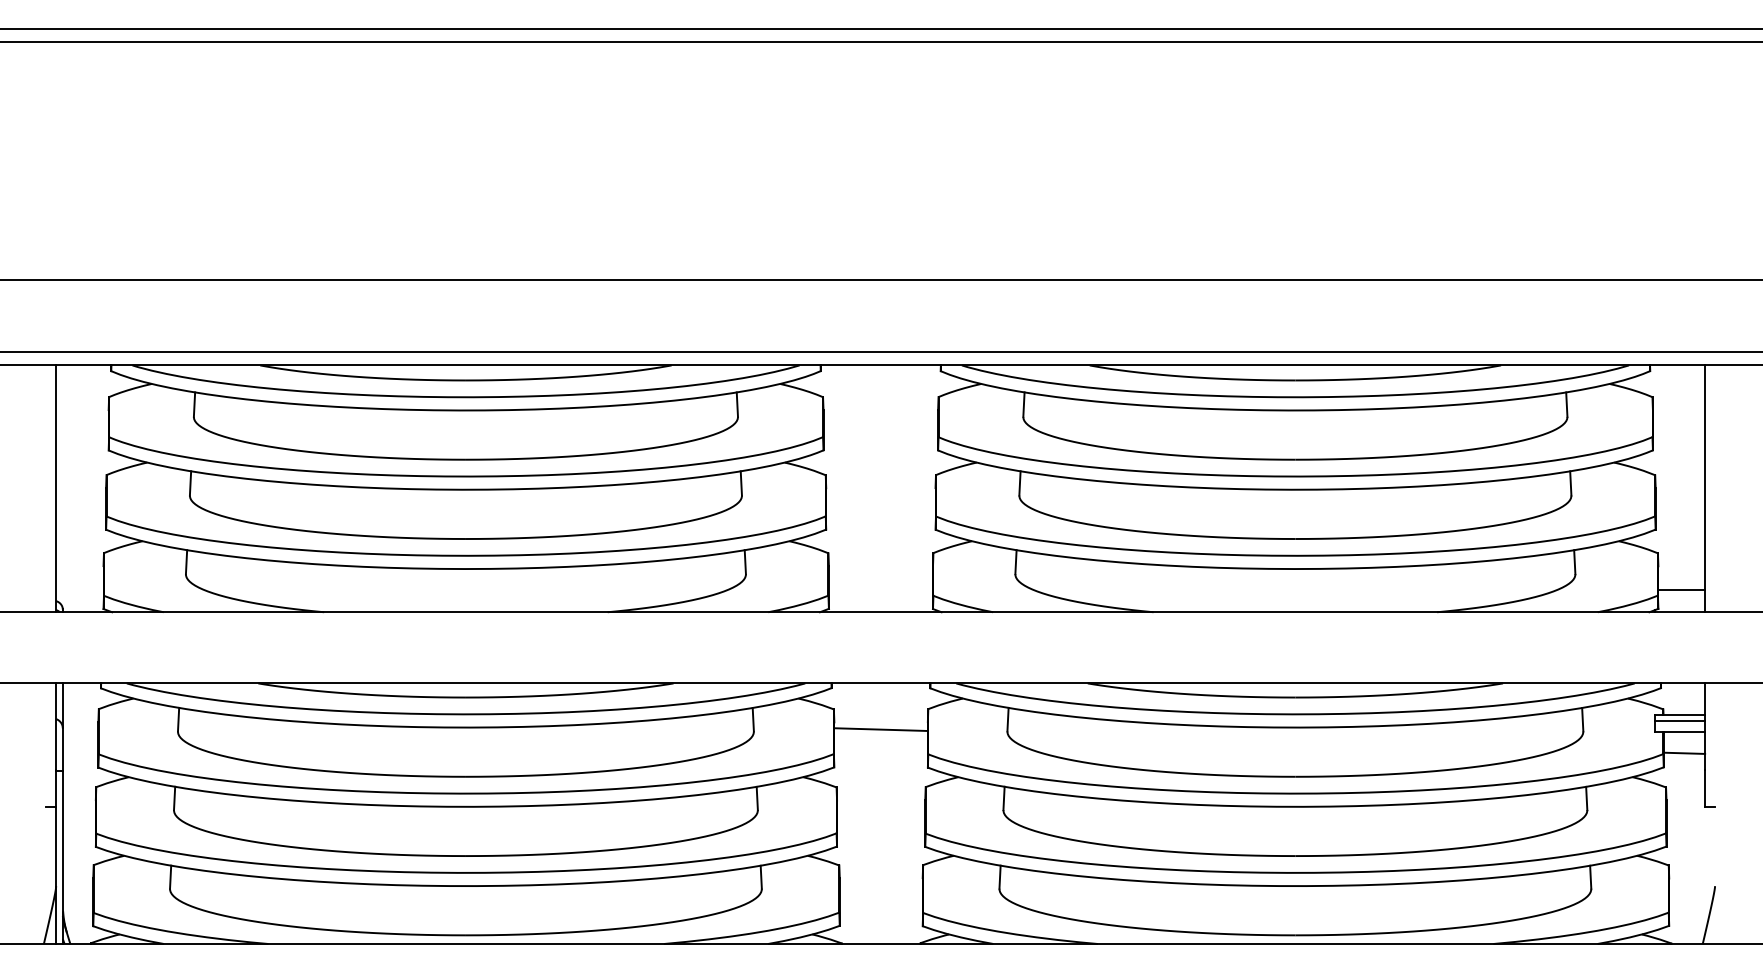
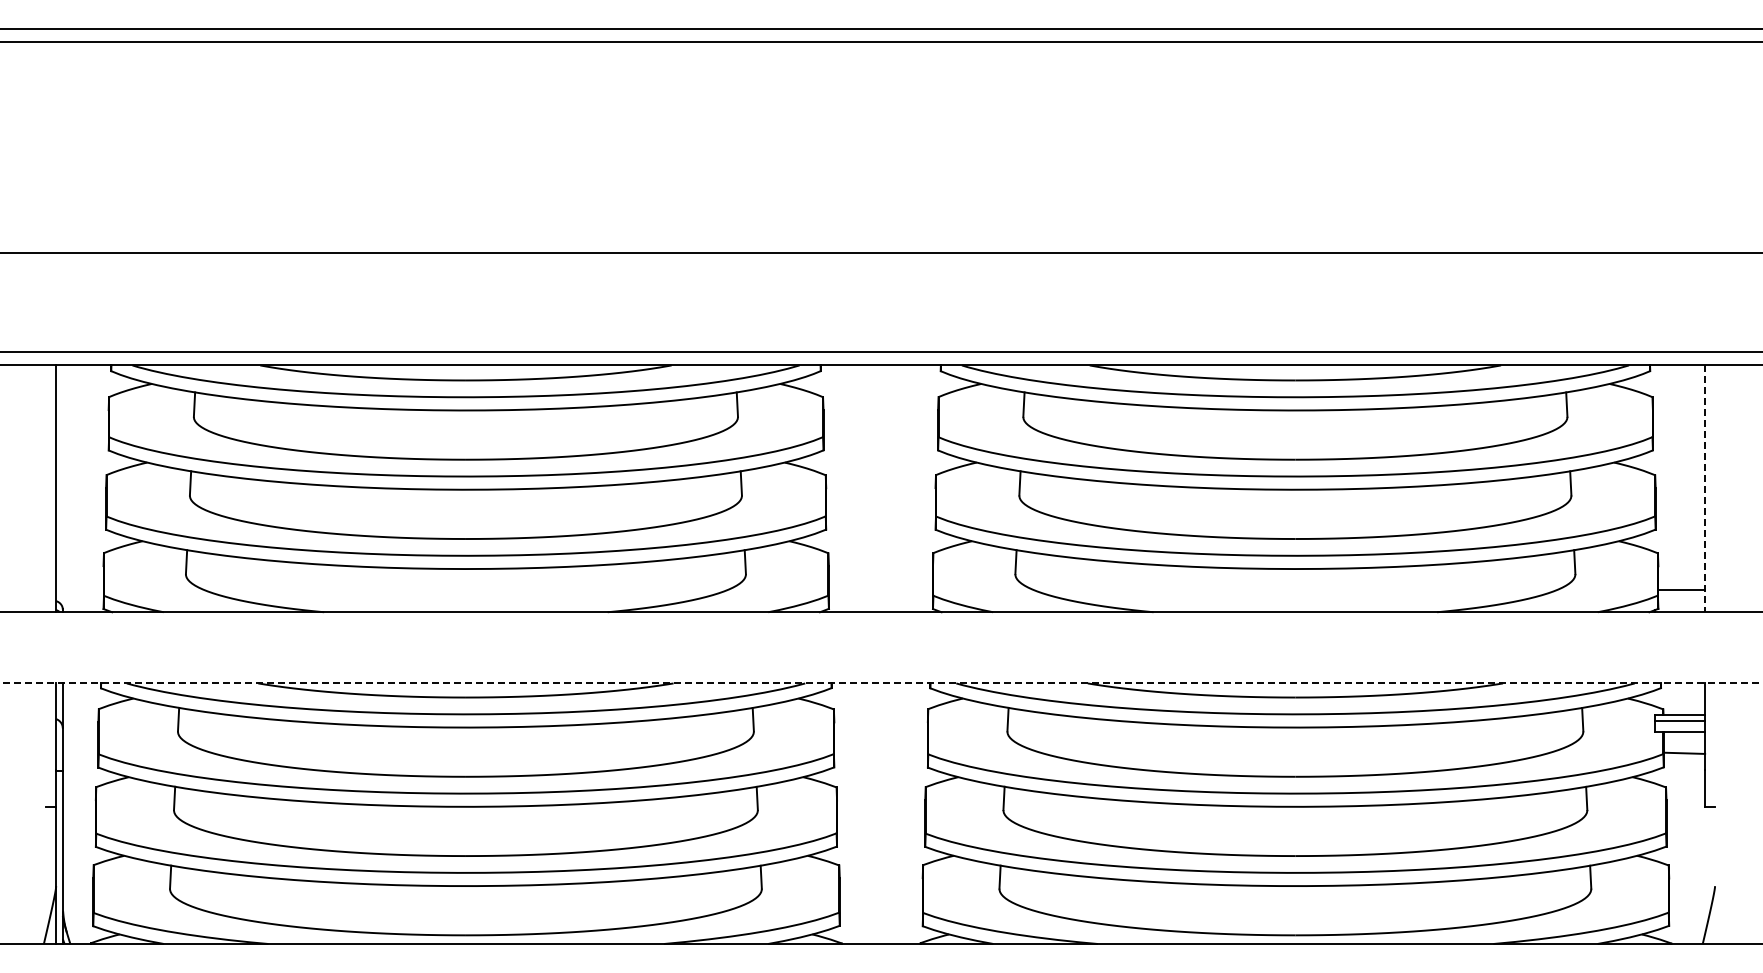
line position: (880, 280) -> (880, 253) (880, 253)
line: solid -> dashed (1705, 489)
line: solid -> dashed (881, 683)
line: present -> none (880, 729)
